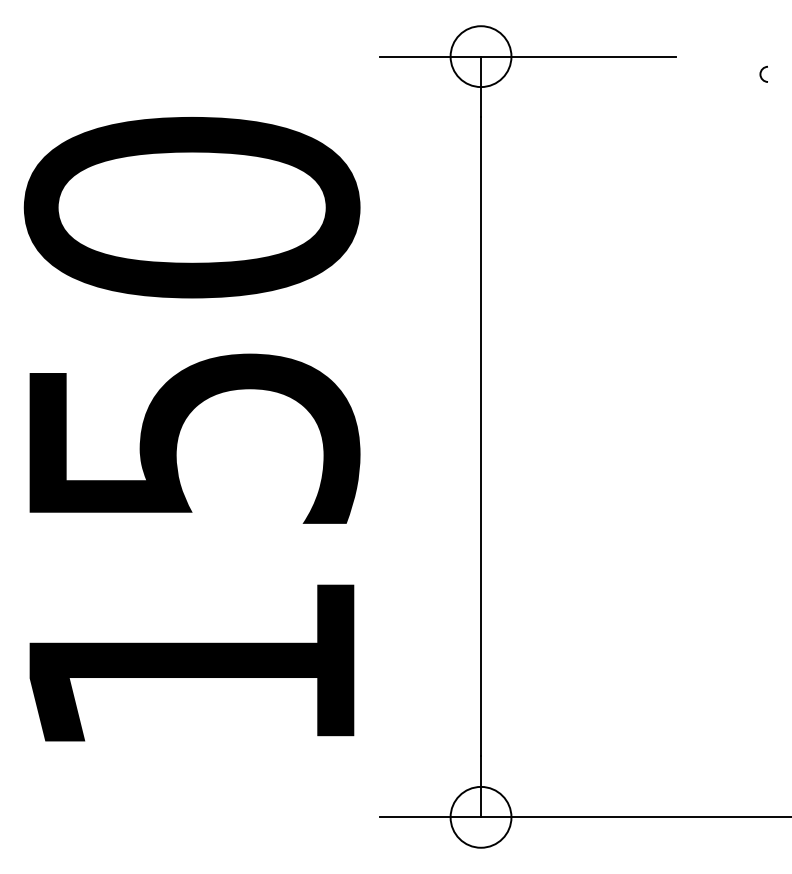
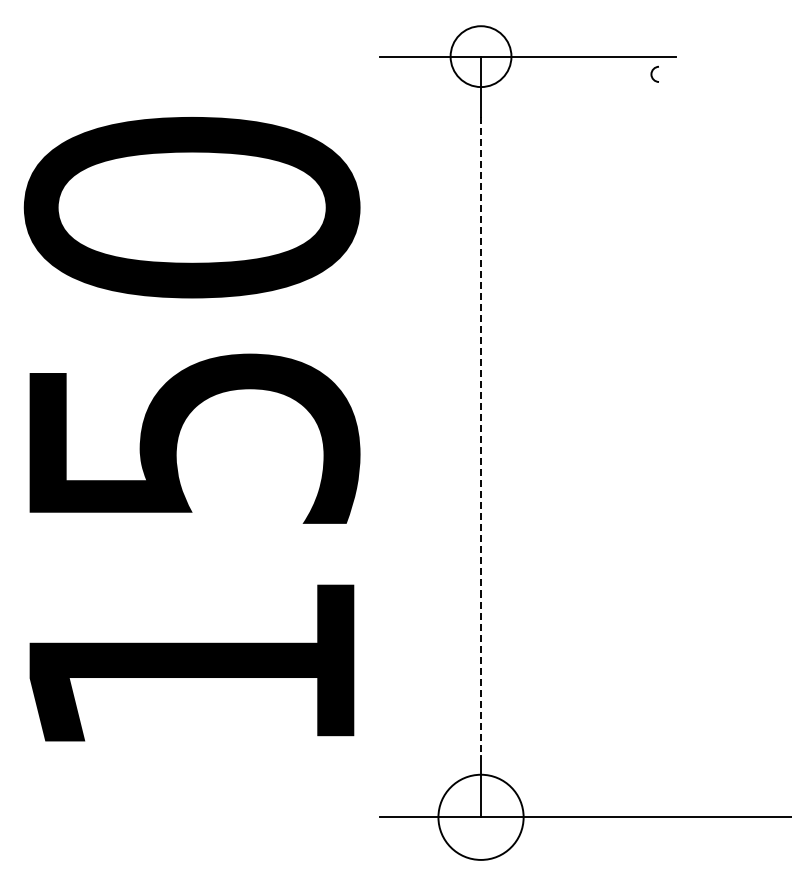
arc position: (761, 73) -> (652, 73) (652, 73)
line: solid -> dashed (481, 437)
circle diameter: 61 px -> 85 px (480, 816)
